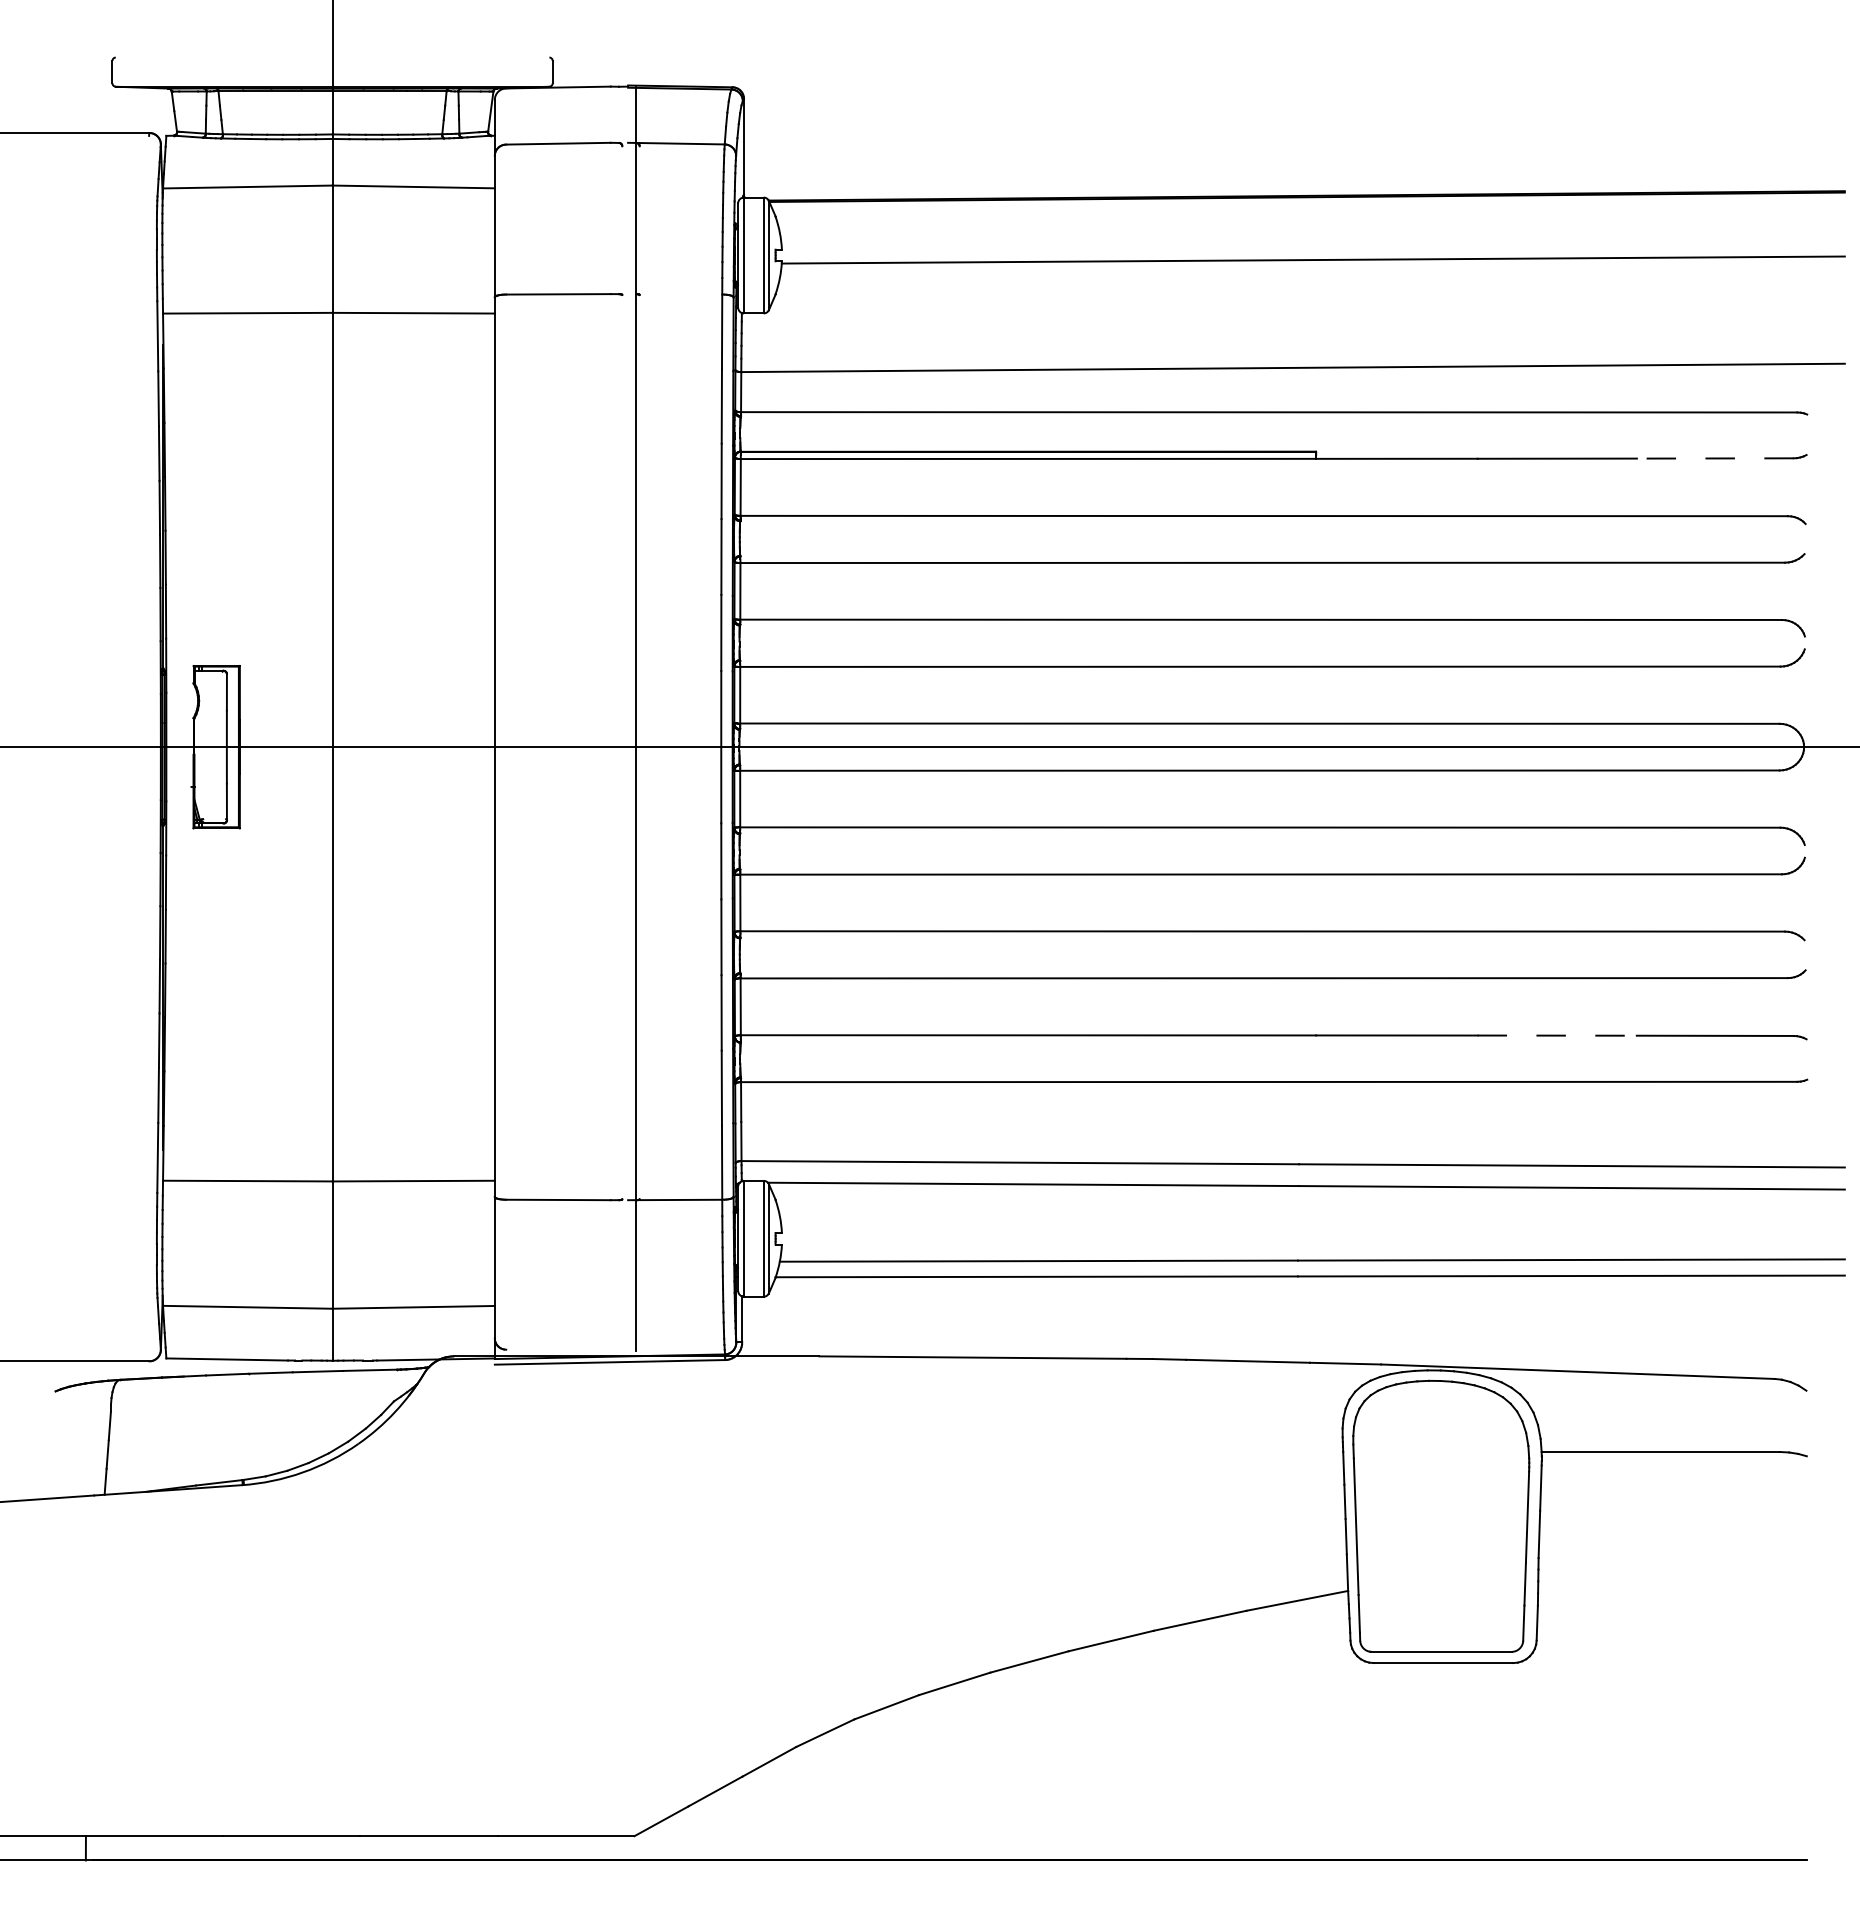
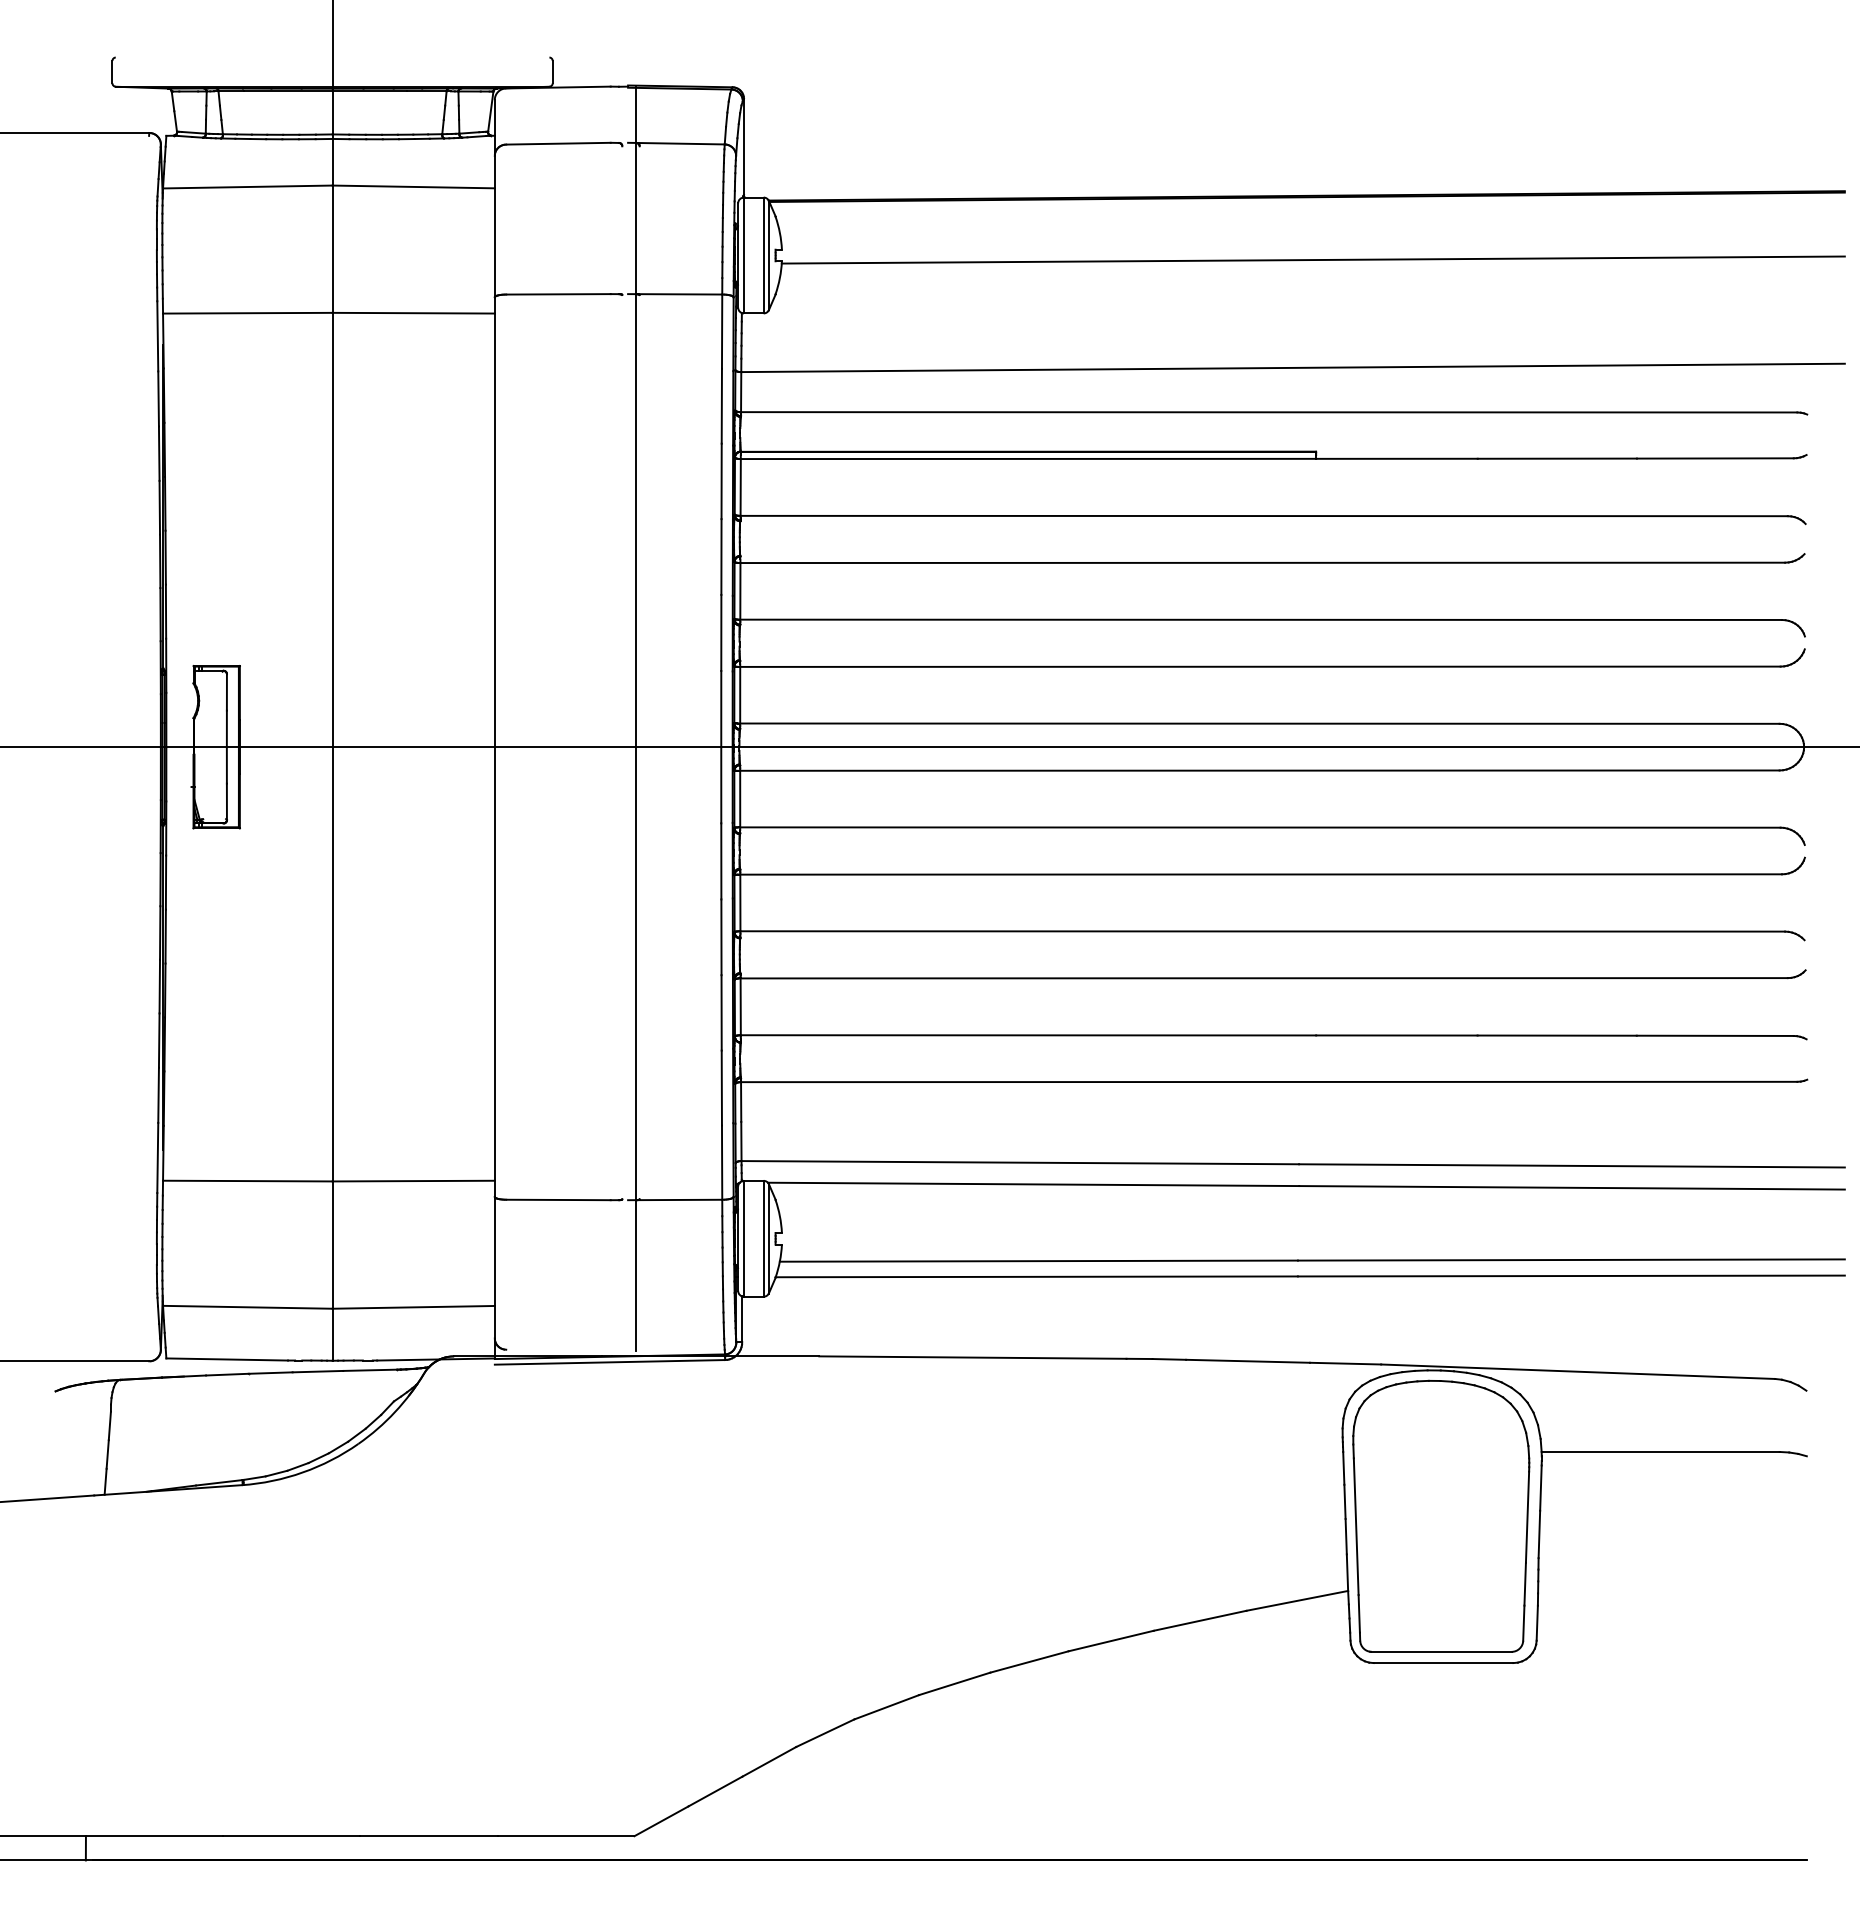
line: none -> present (675, 294)
line: dashed -> solid (1714, 458)
line: dashed -> solid (1557, 1035)
